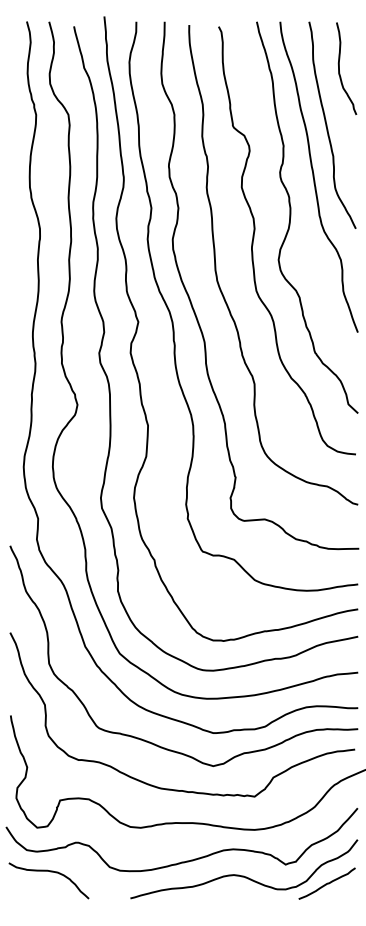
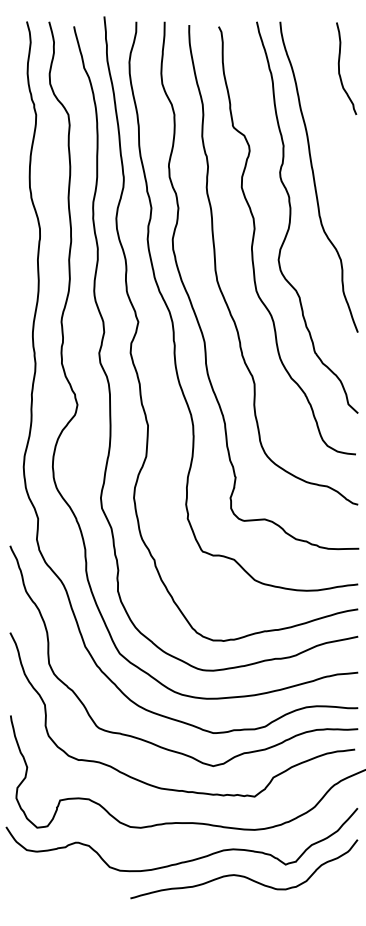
curve: present -> none (327, 124)
curve: present -> none (50, 872)
curve: present -> none (326, 883)
